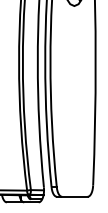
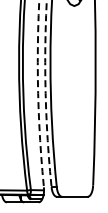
arc: solid -> dashed (38, 93)
arc: solid -> dashed (45, 93)
